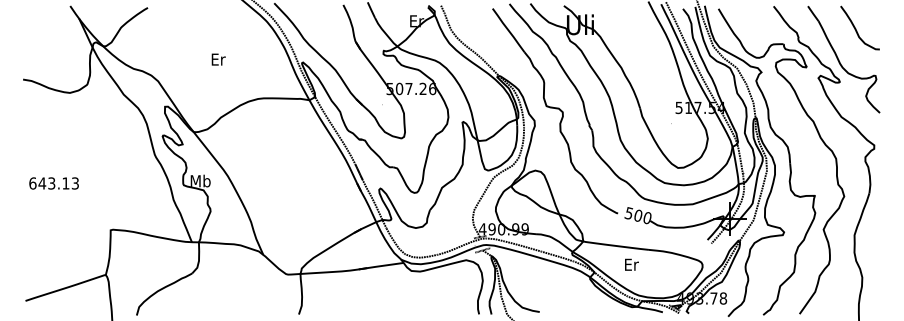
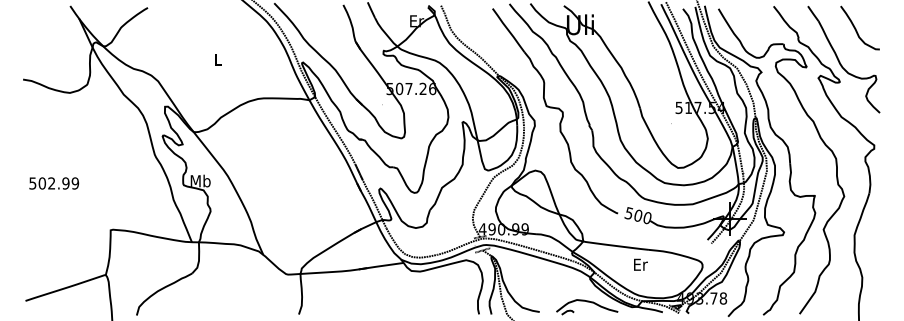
text: Er -> L (218, 59)
text: 643.13 -> 502.99 (54, 183)
text position: (631, 264) -> (640, 264) (640, 264)
part: none -> present (587, 307)
